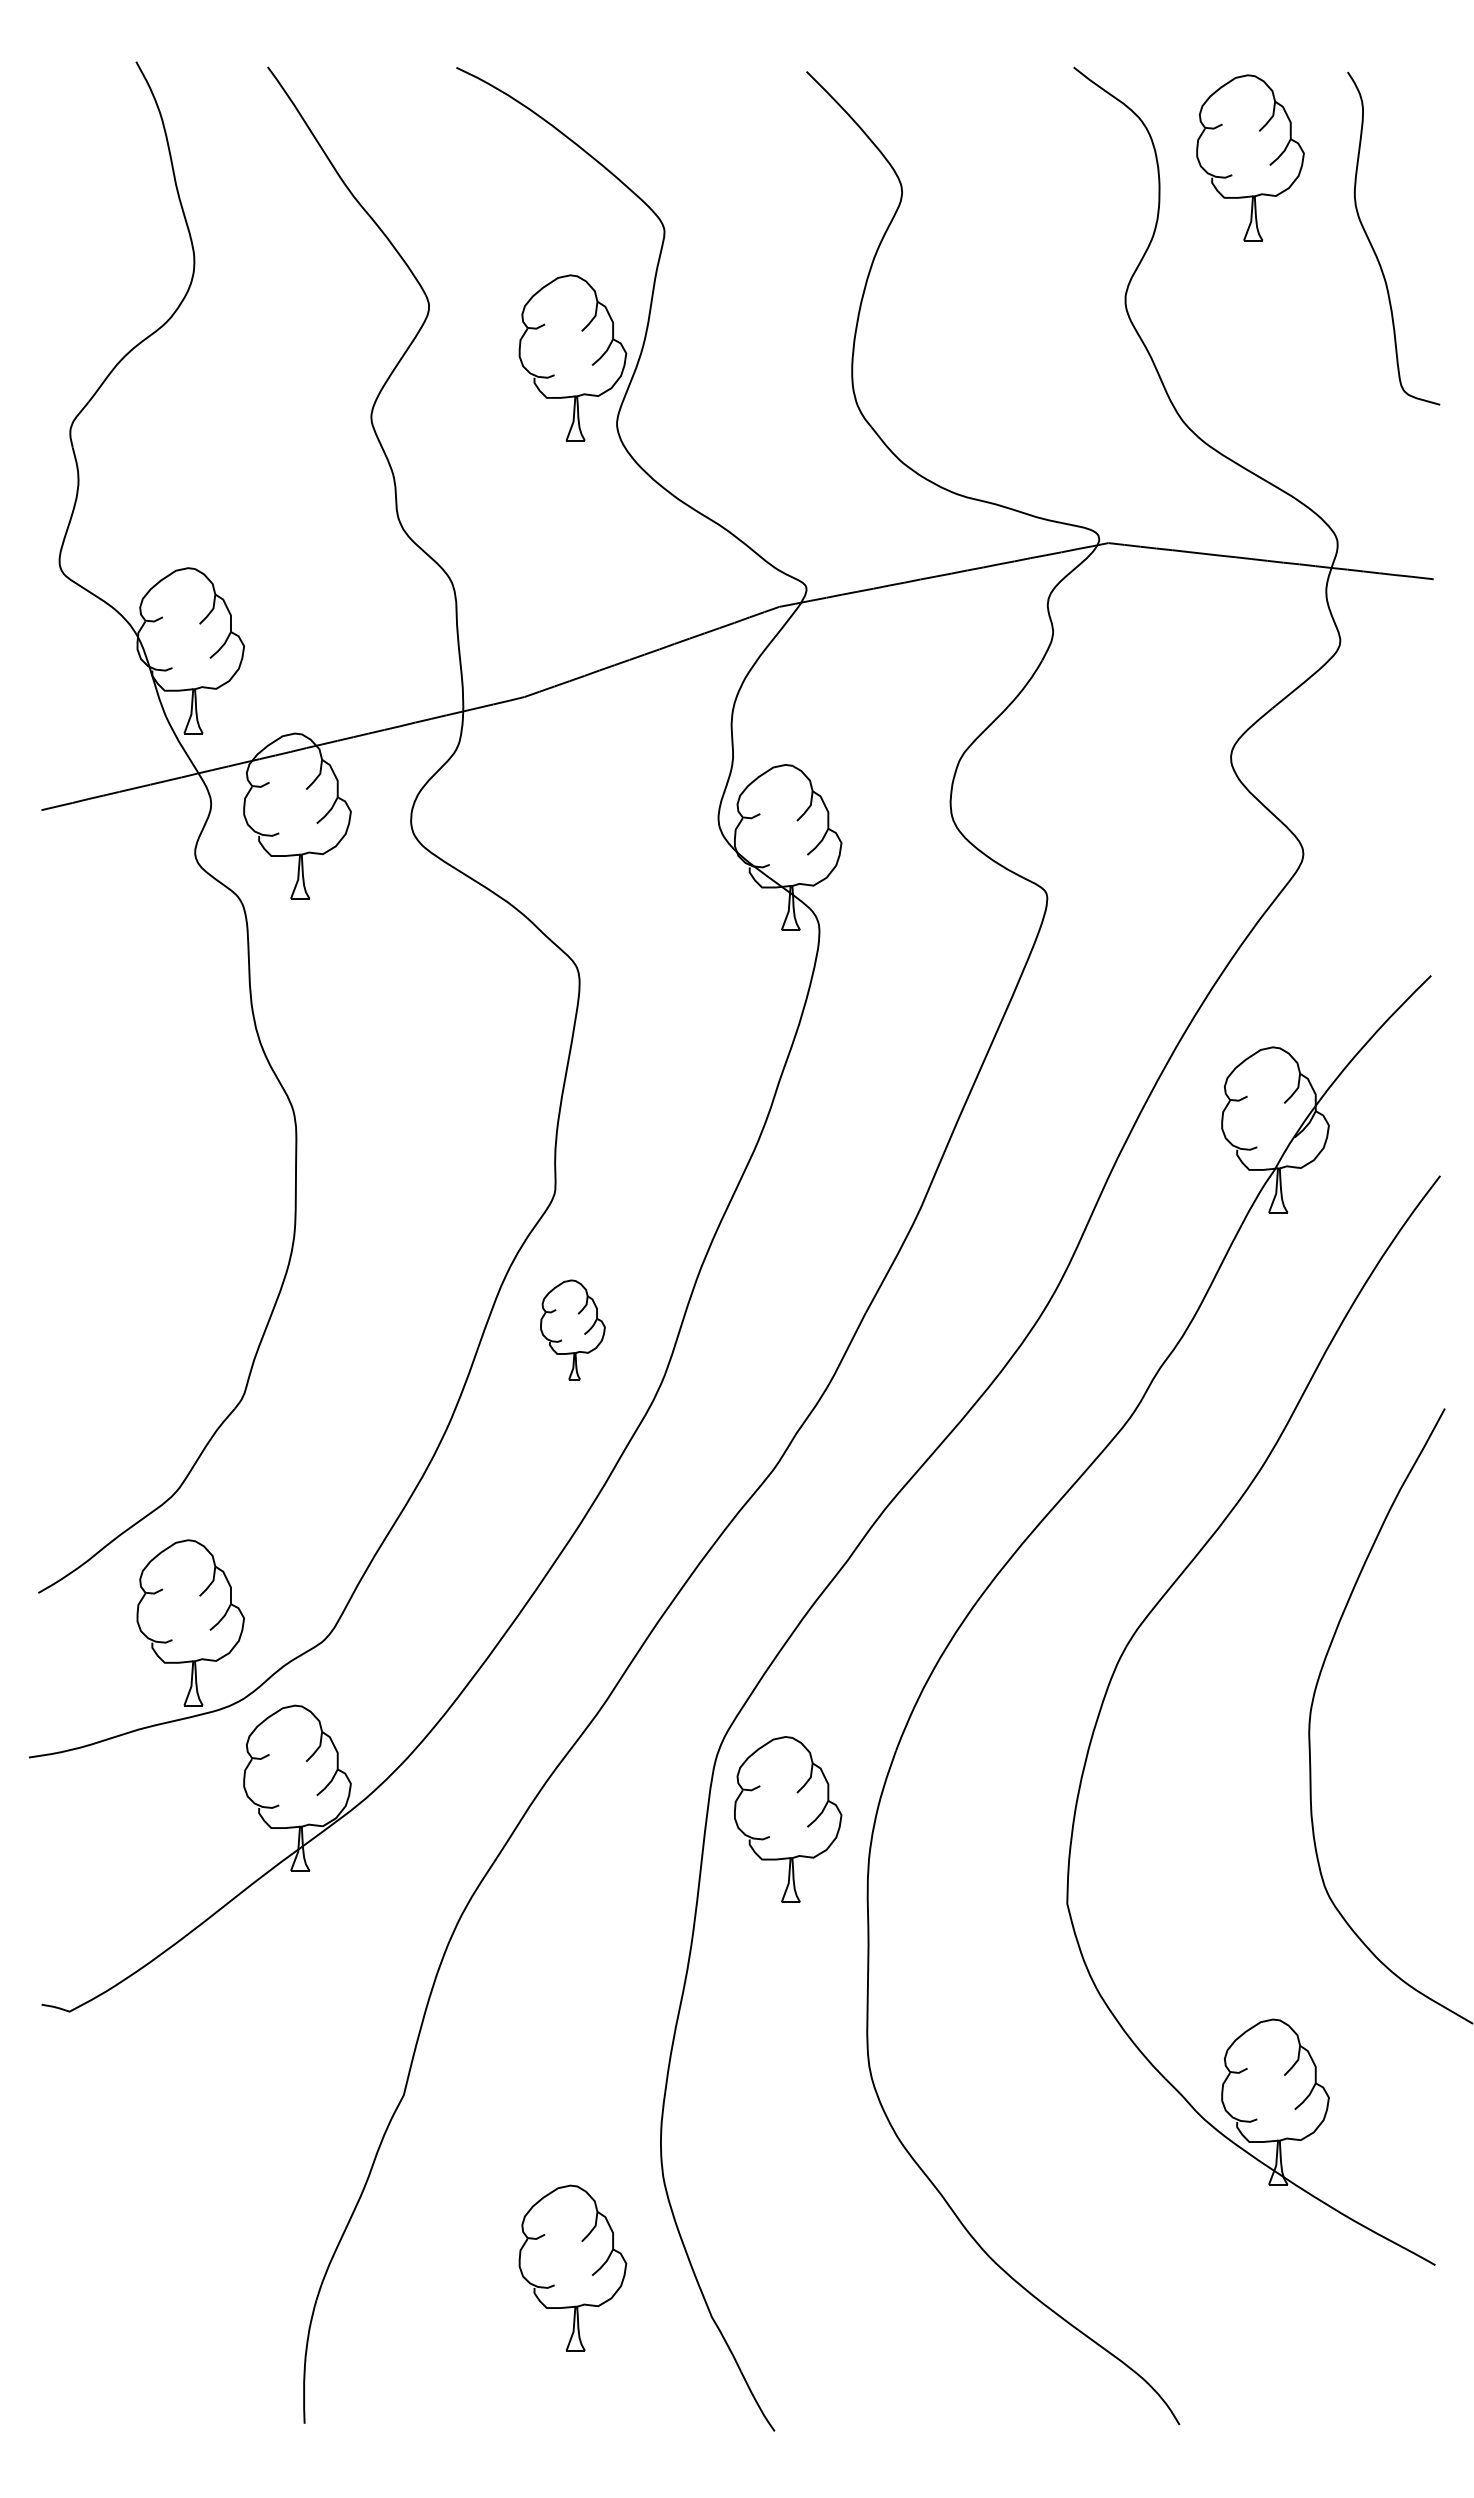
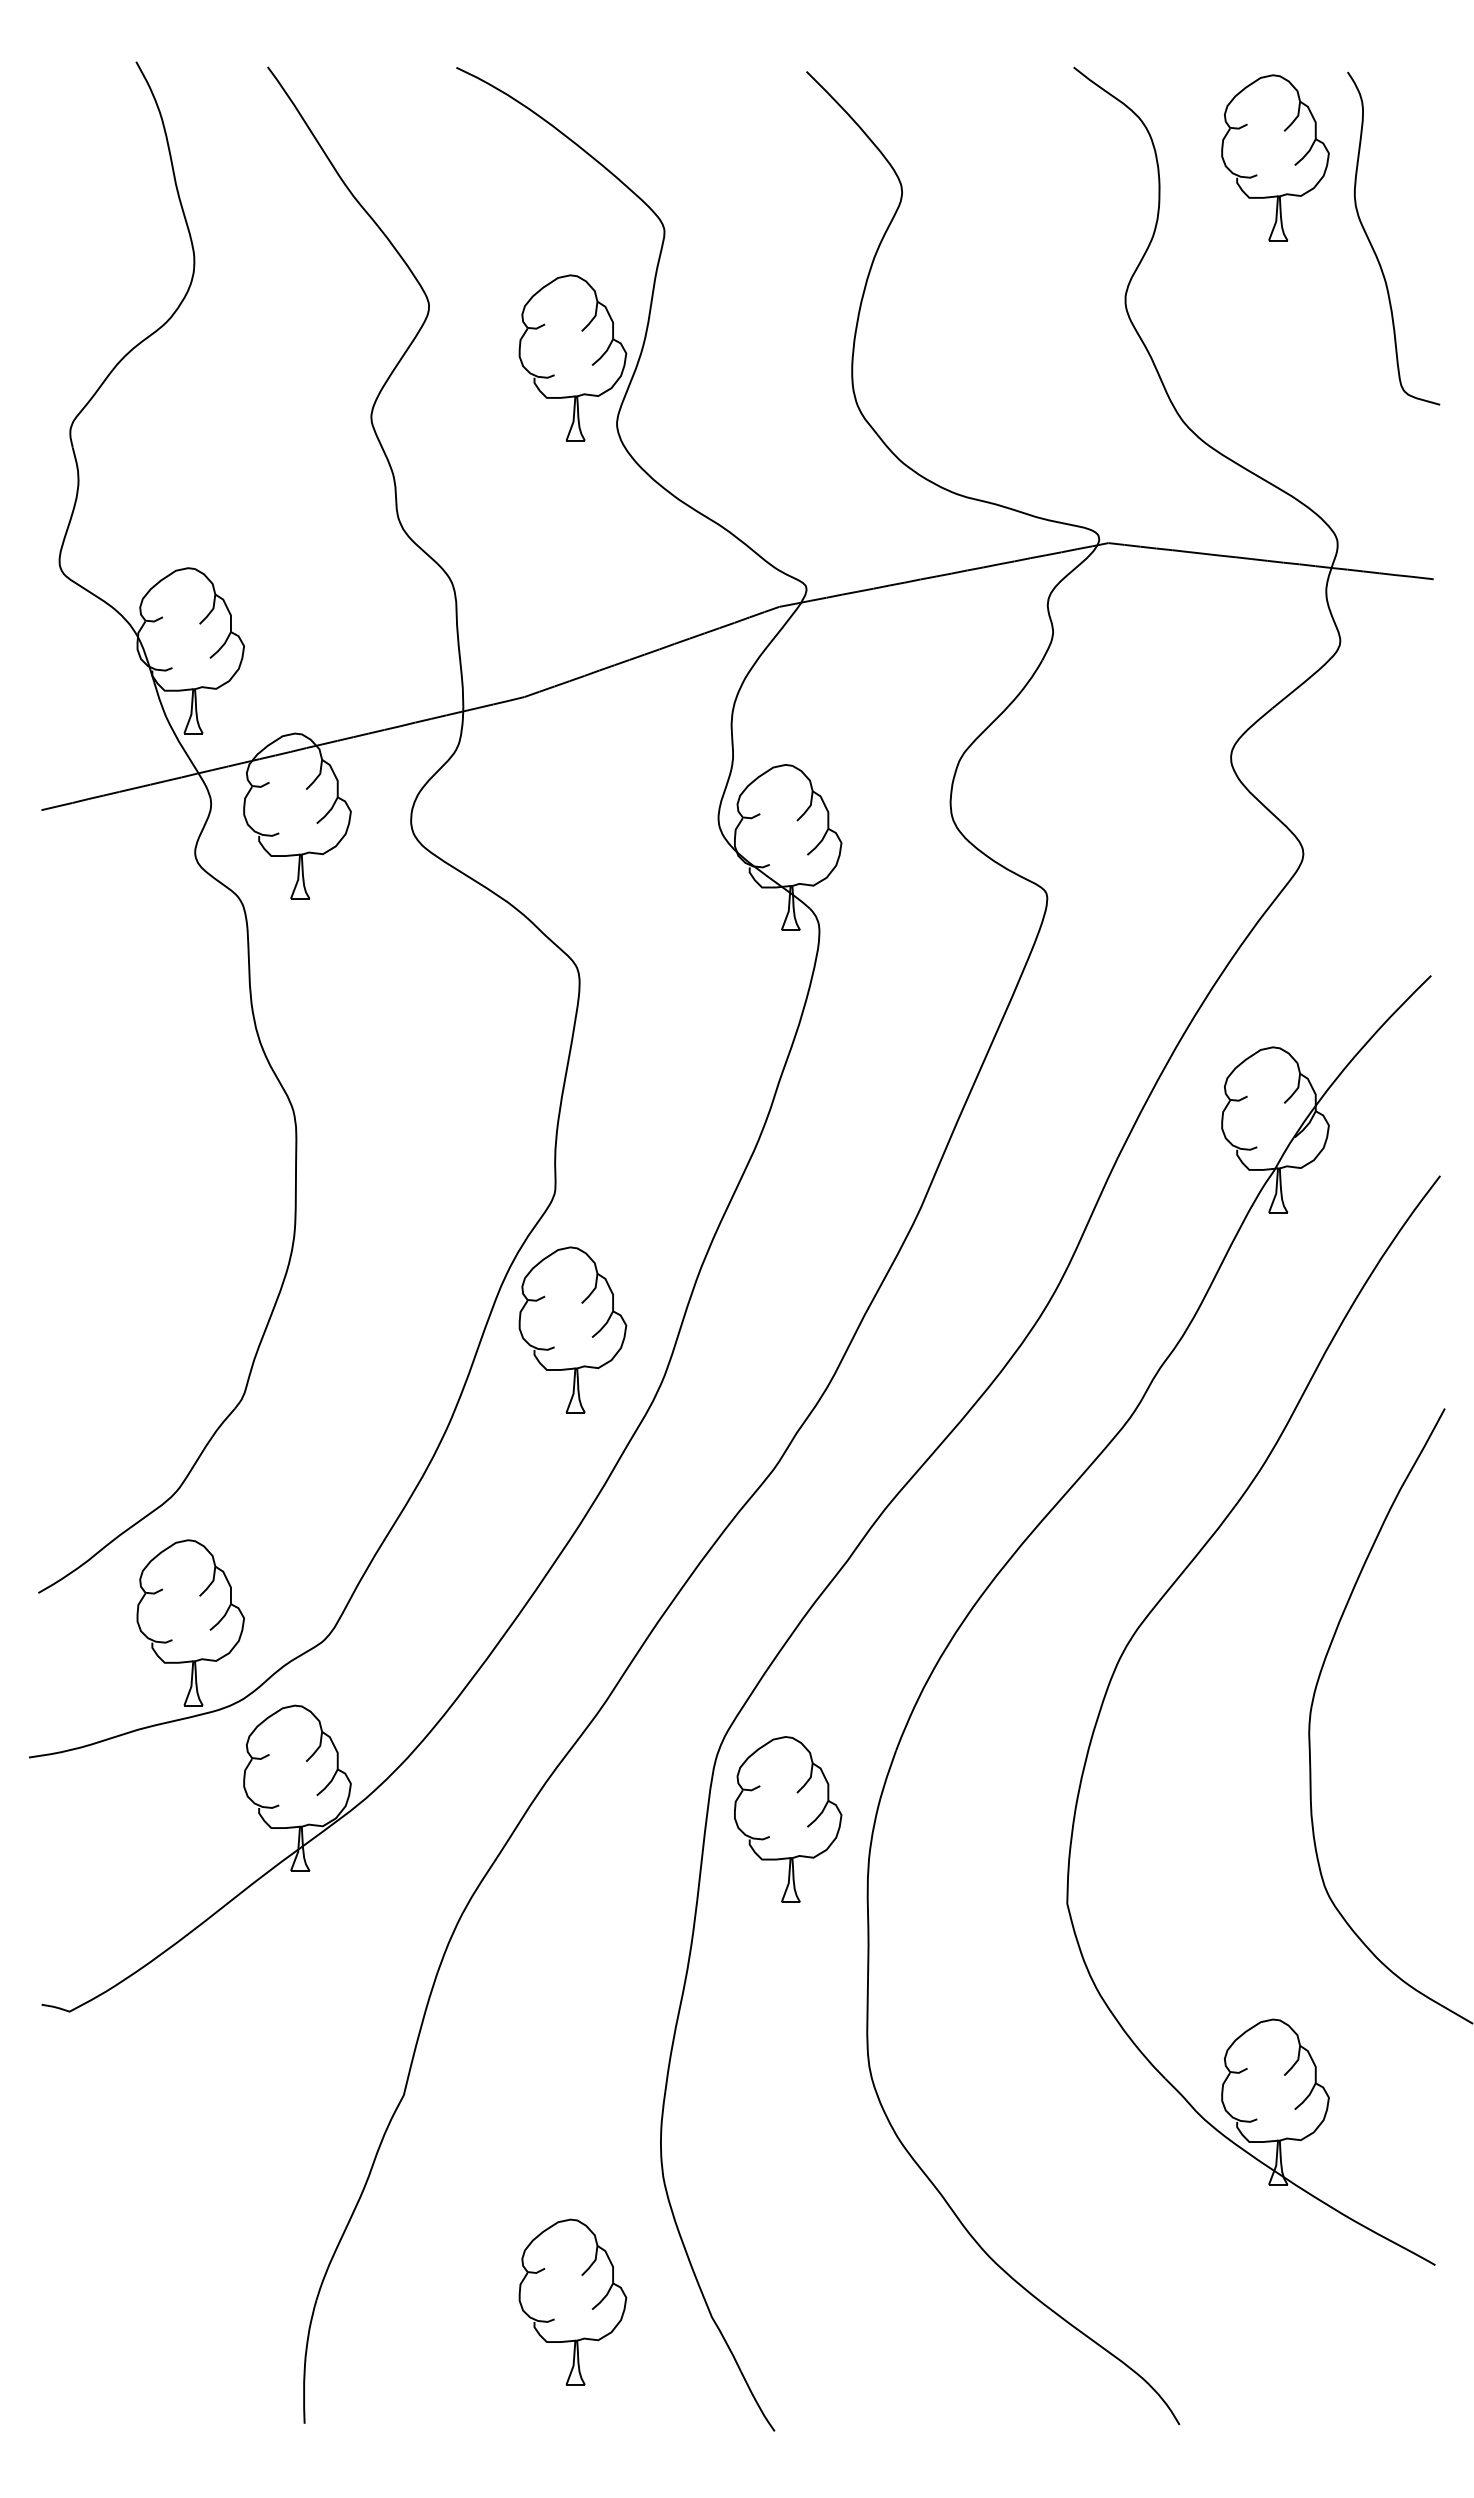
part position: (1250, 157) -> (1275, 157) (1275, 157)
part size: 66x102 px -> 110x168 px (572, 1329)
part position: (572, 2267) -> (572, 2301) (572, 2301)
